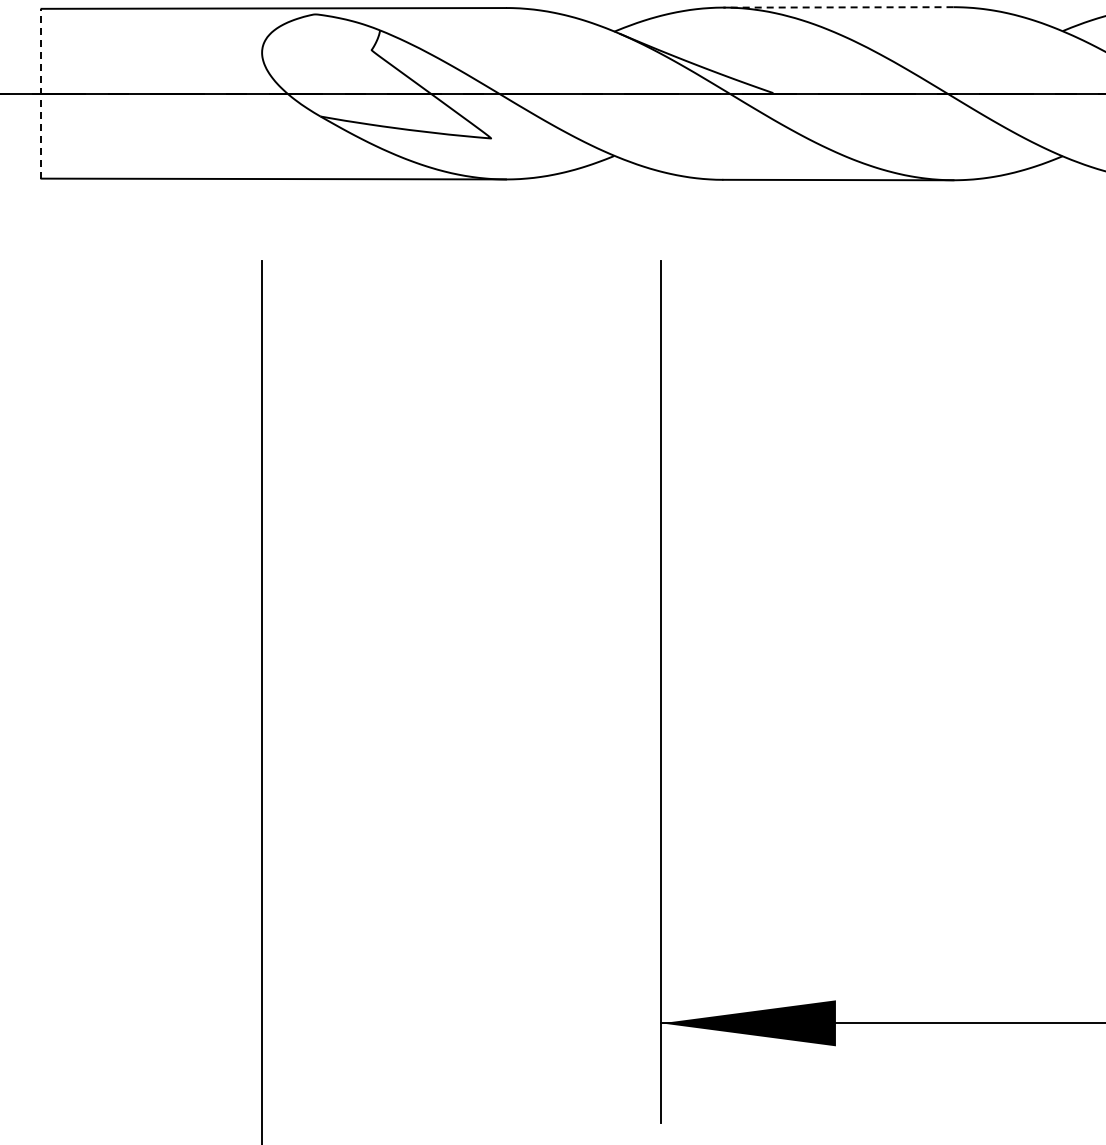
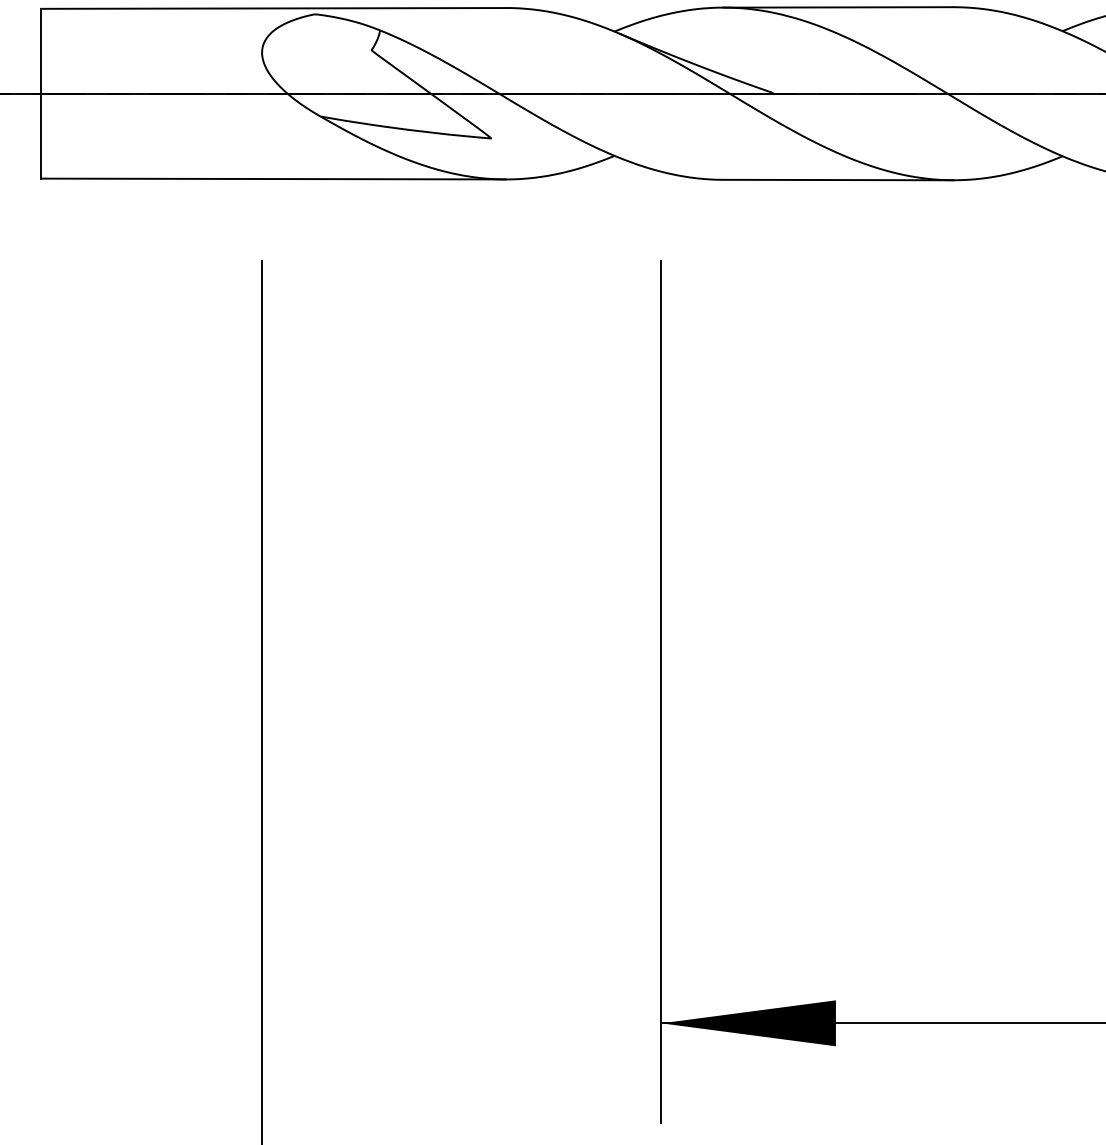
line: dashed -> solid (837, 7)
line: dashed -> solid (41, 93)
